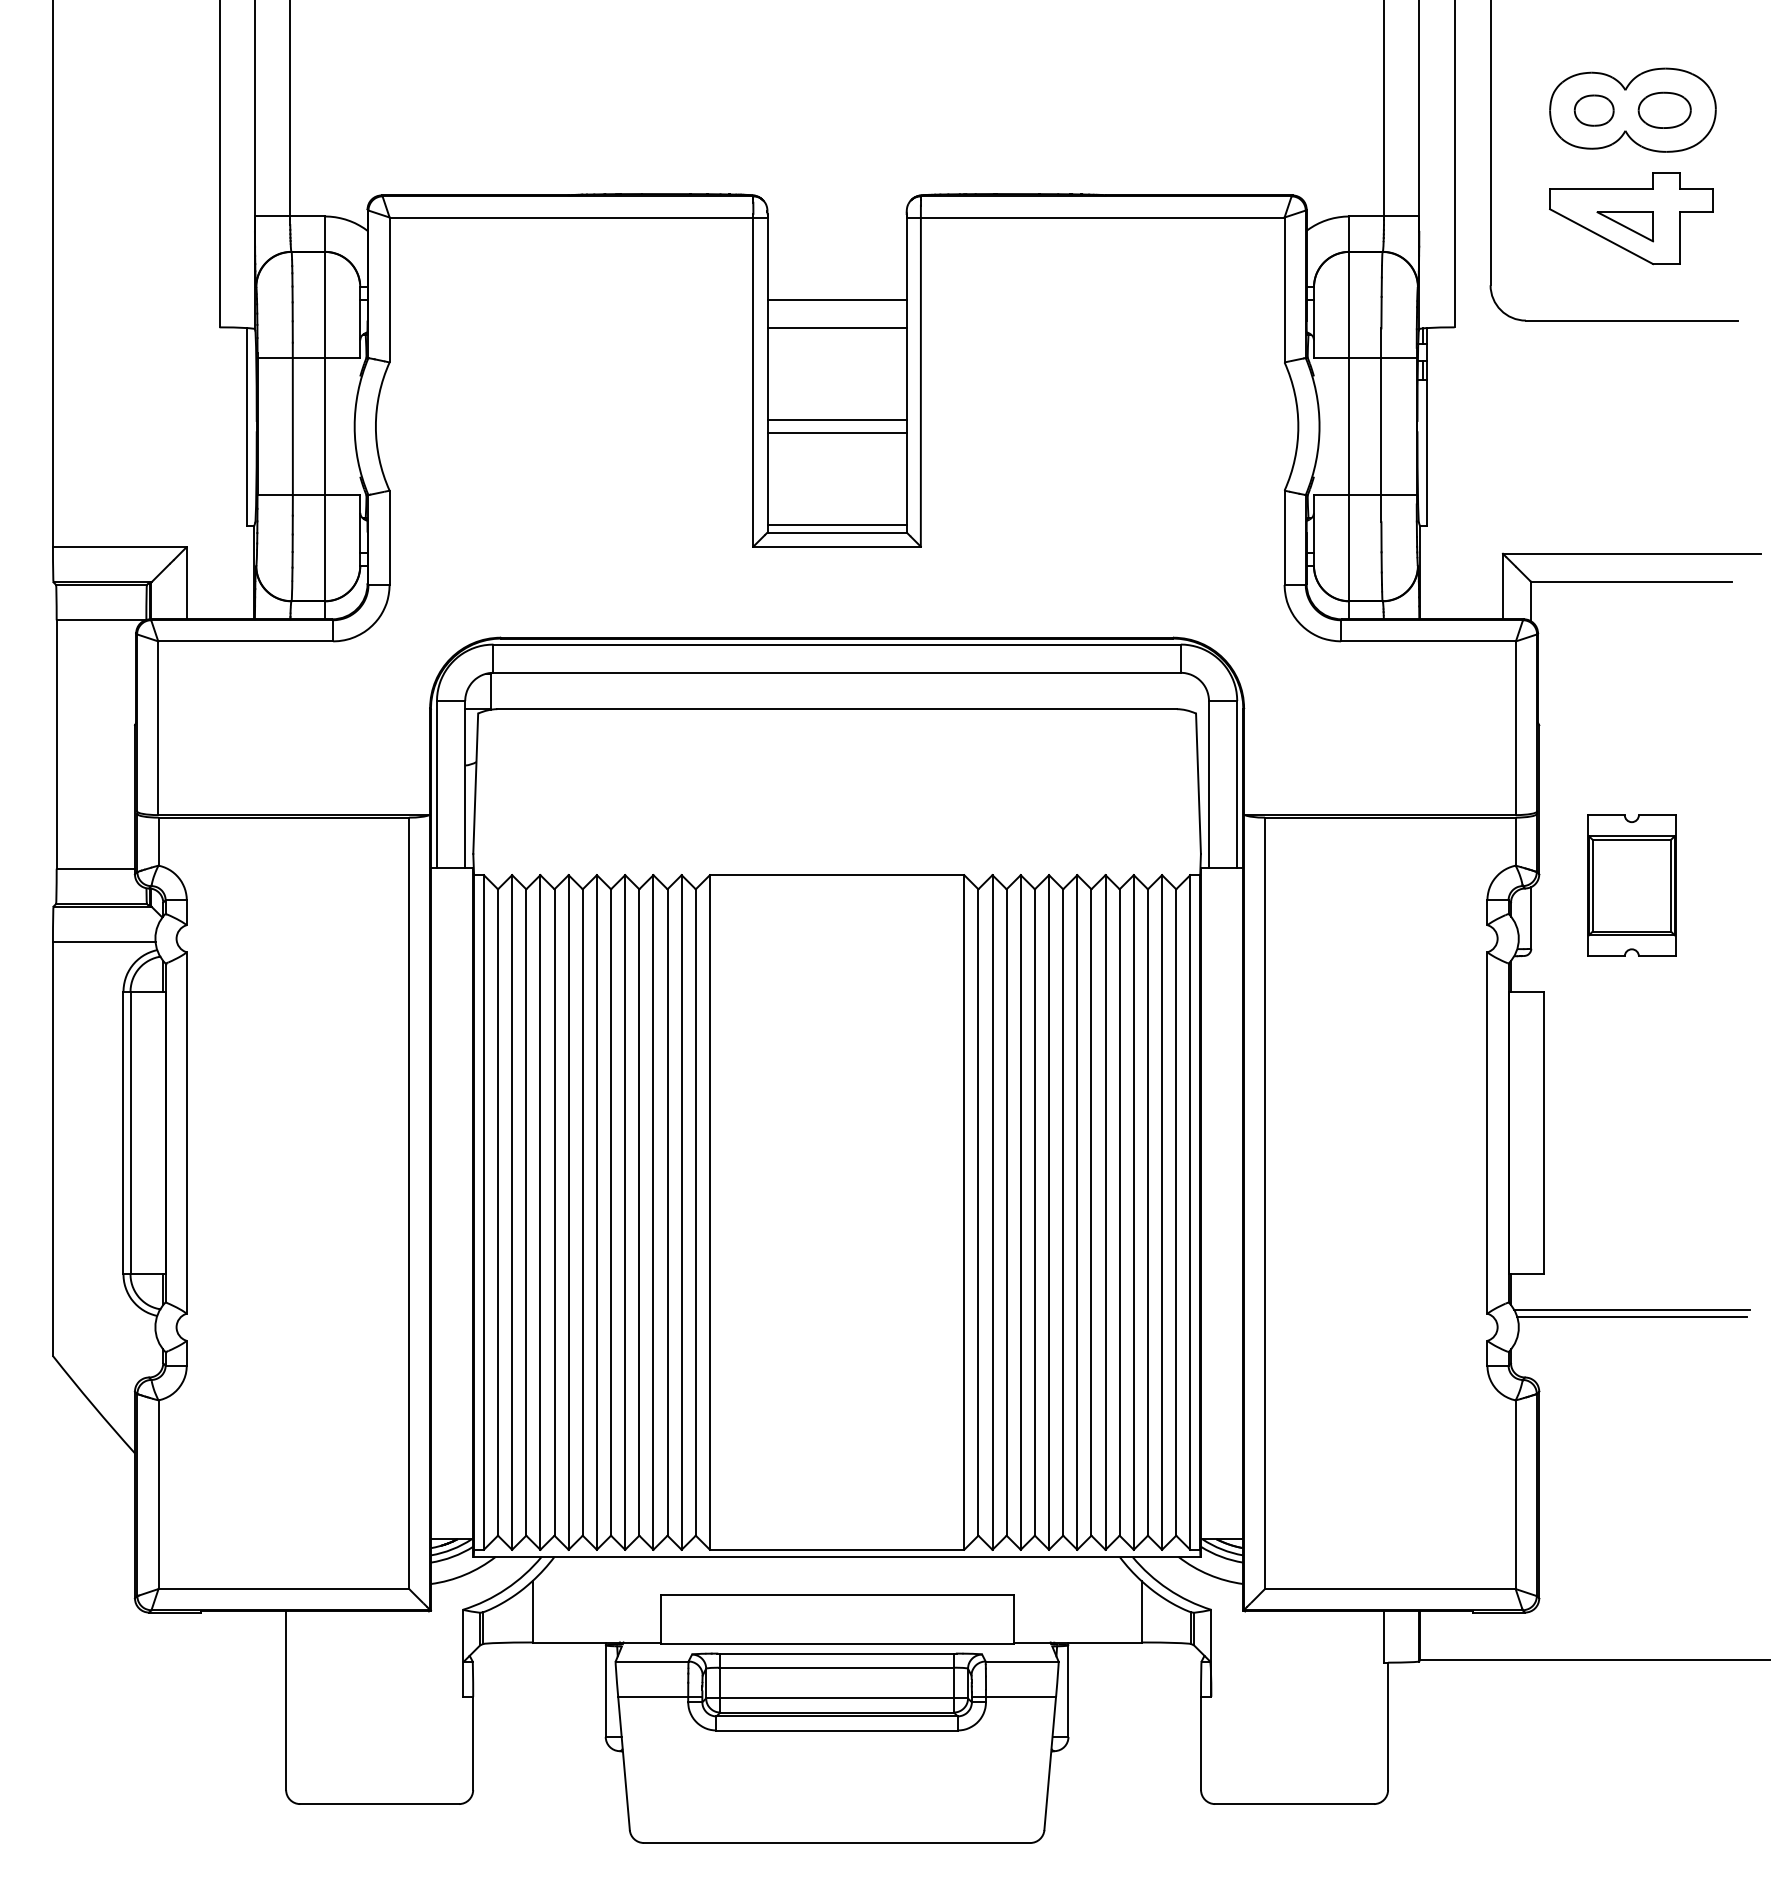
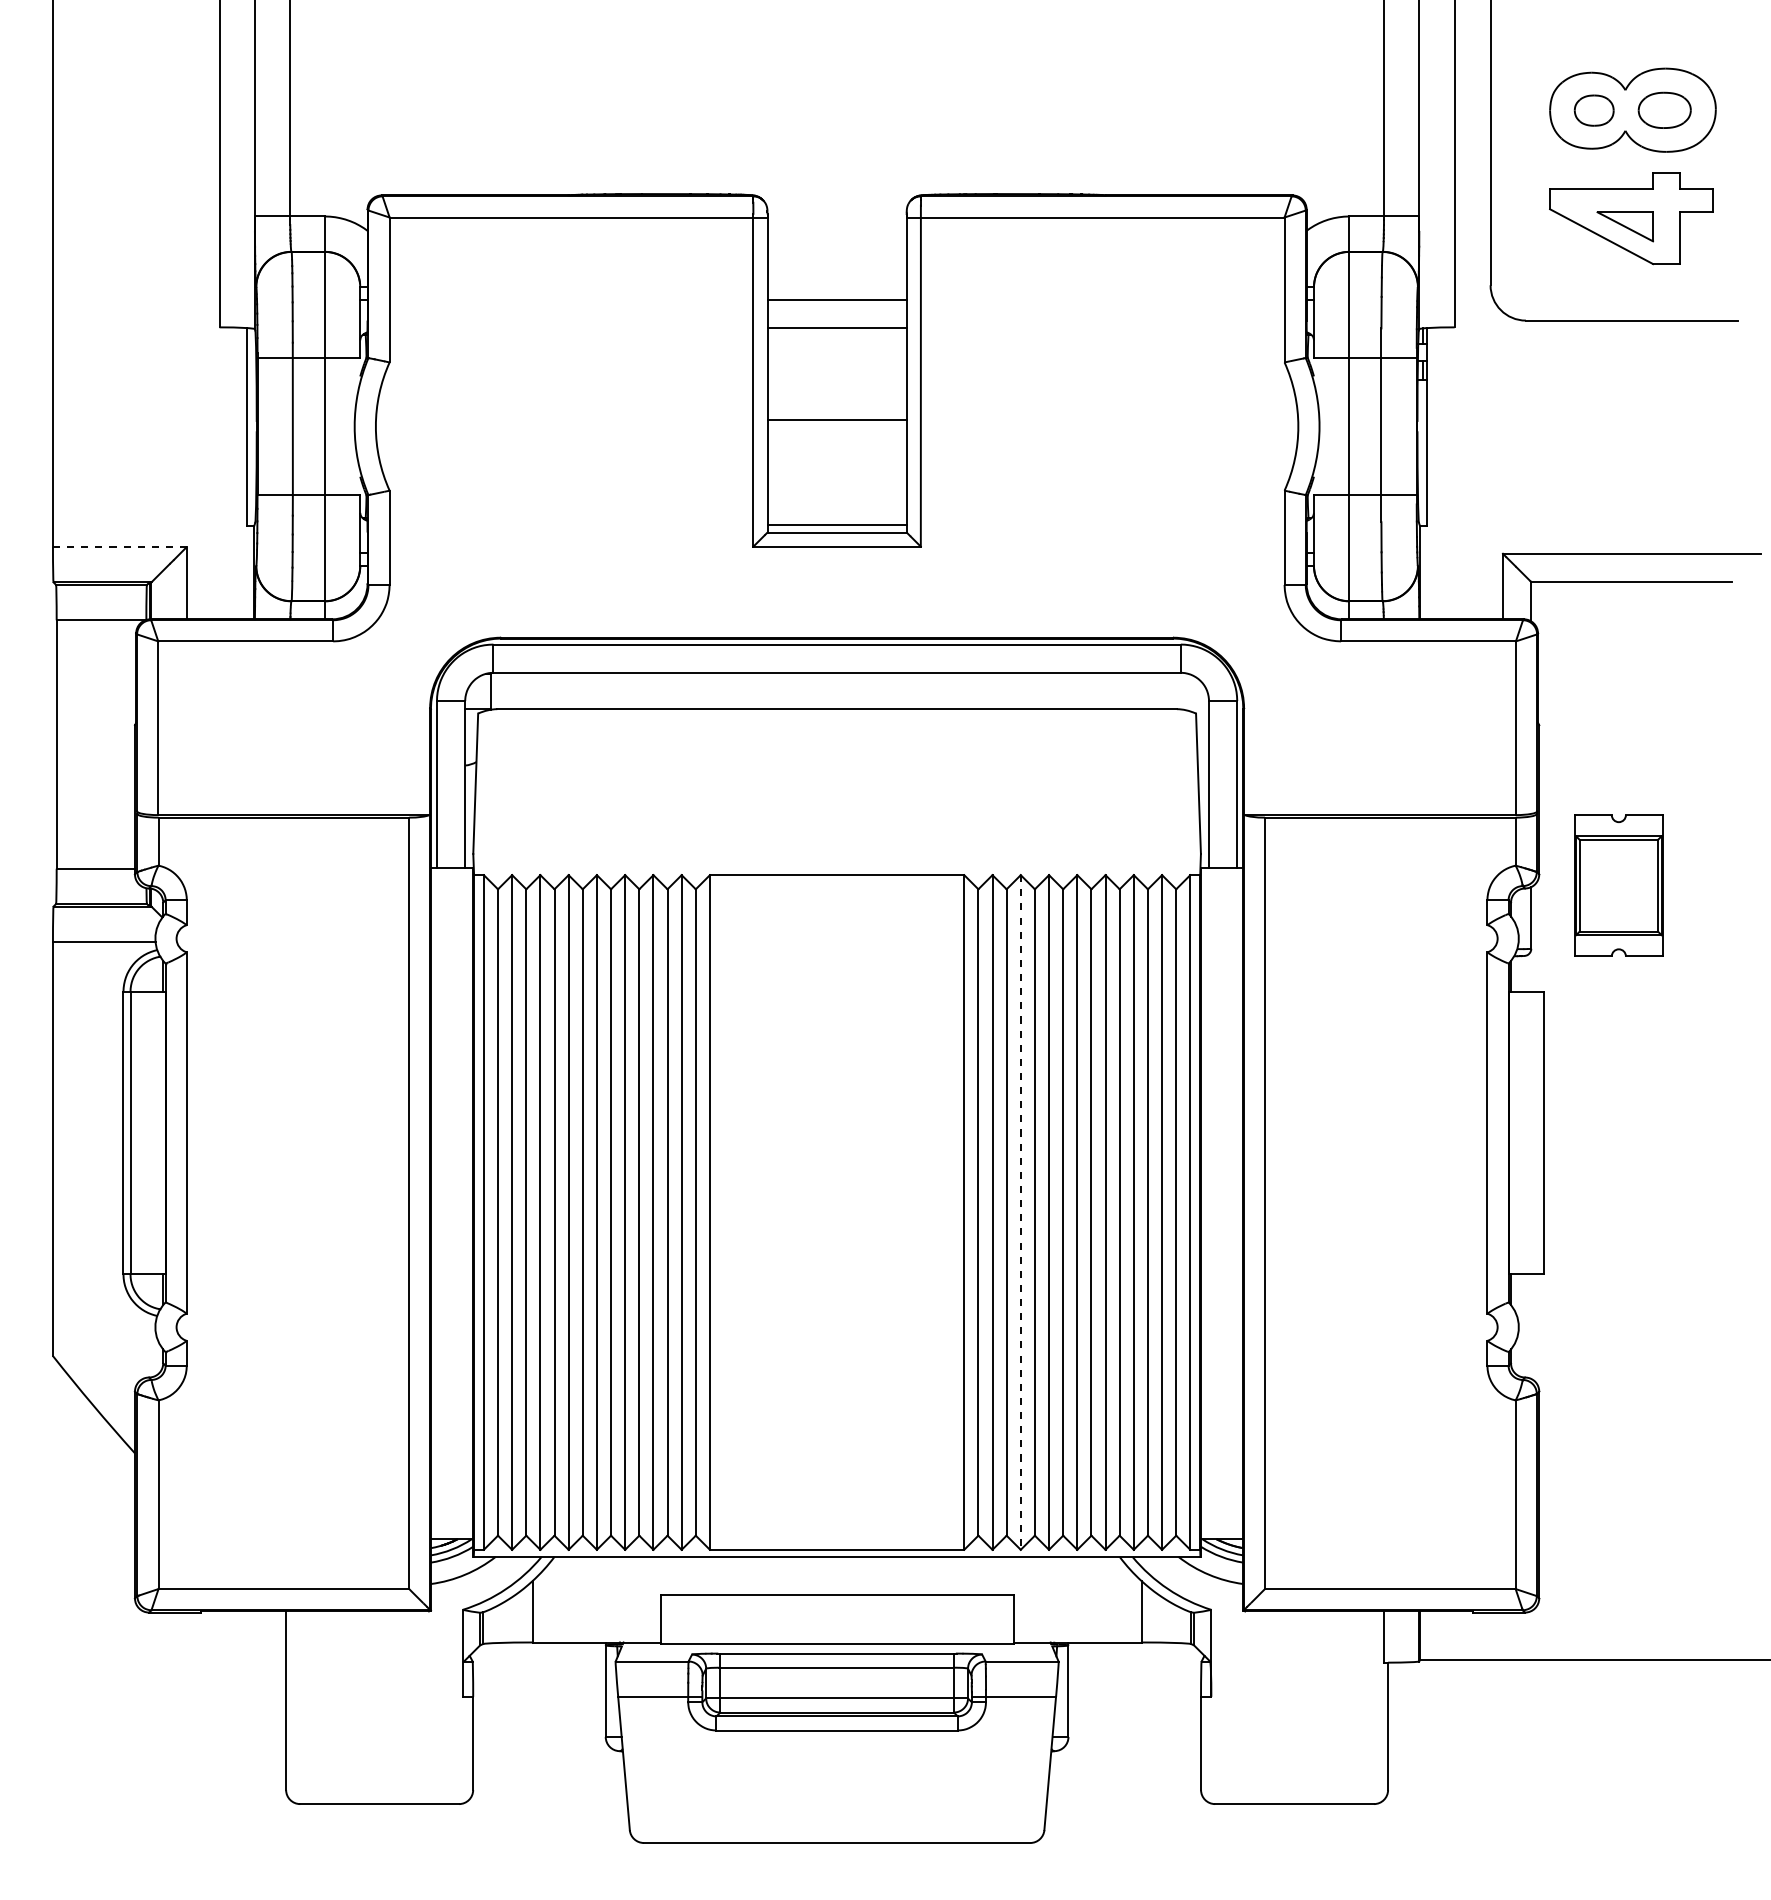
line: present -> none (836, 433)
line: solid -> dashed (119, 547)
part position: (1631, 885) -> (1618, 885) (1618, 885)
line: solid -> dashed (1020, 1212)
line: present -> none (1631, 1309)
line: present -> none (1631, 1316)
